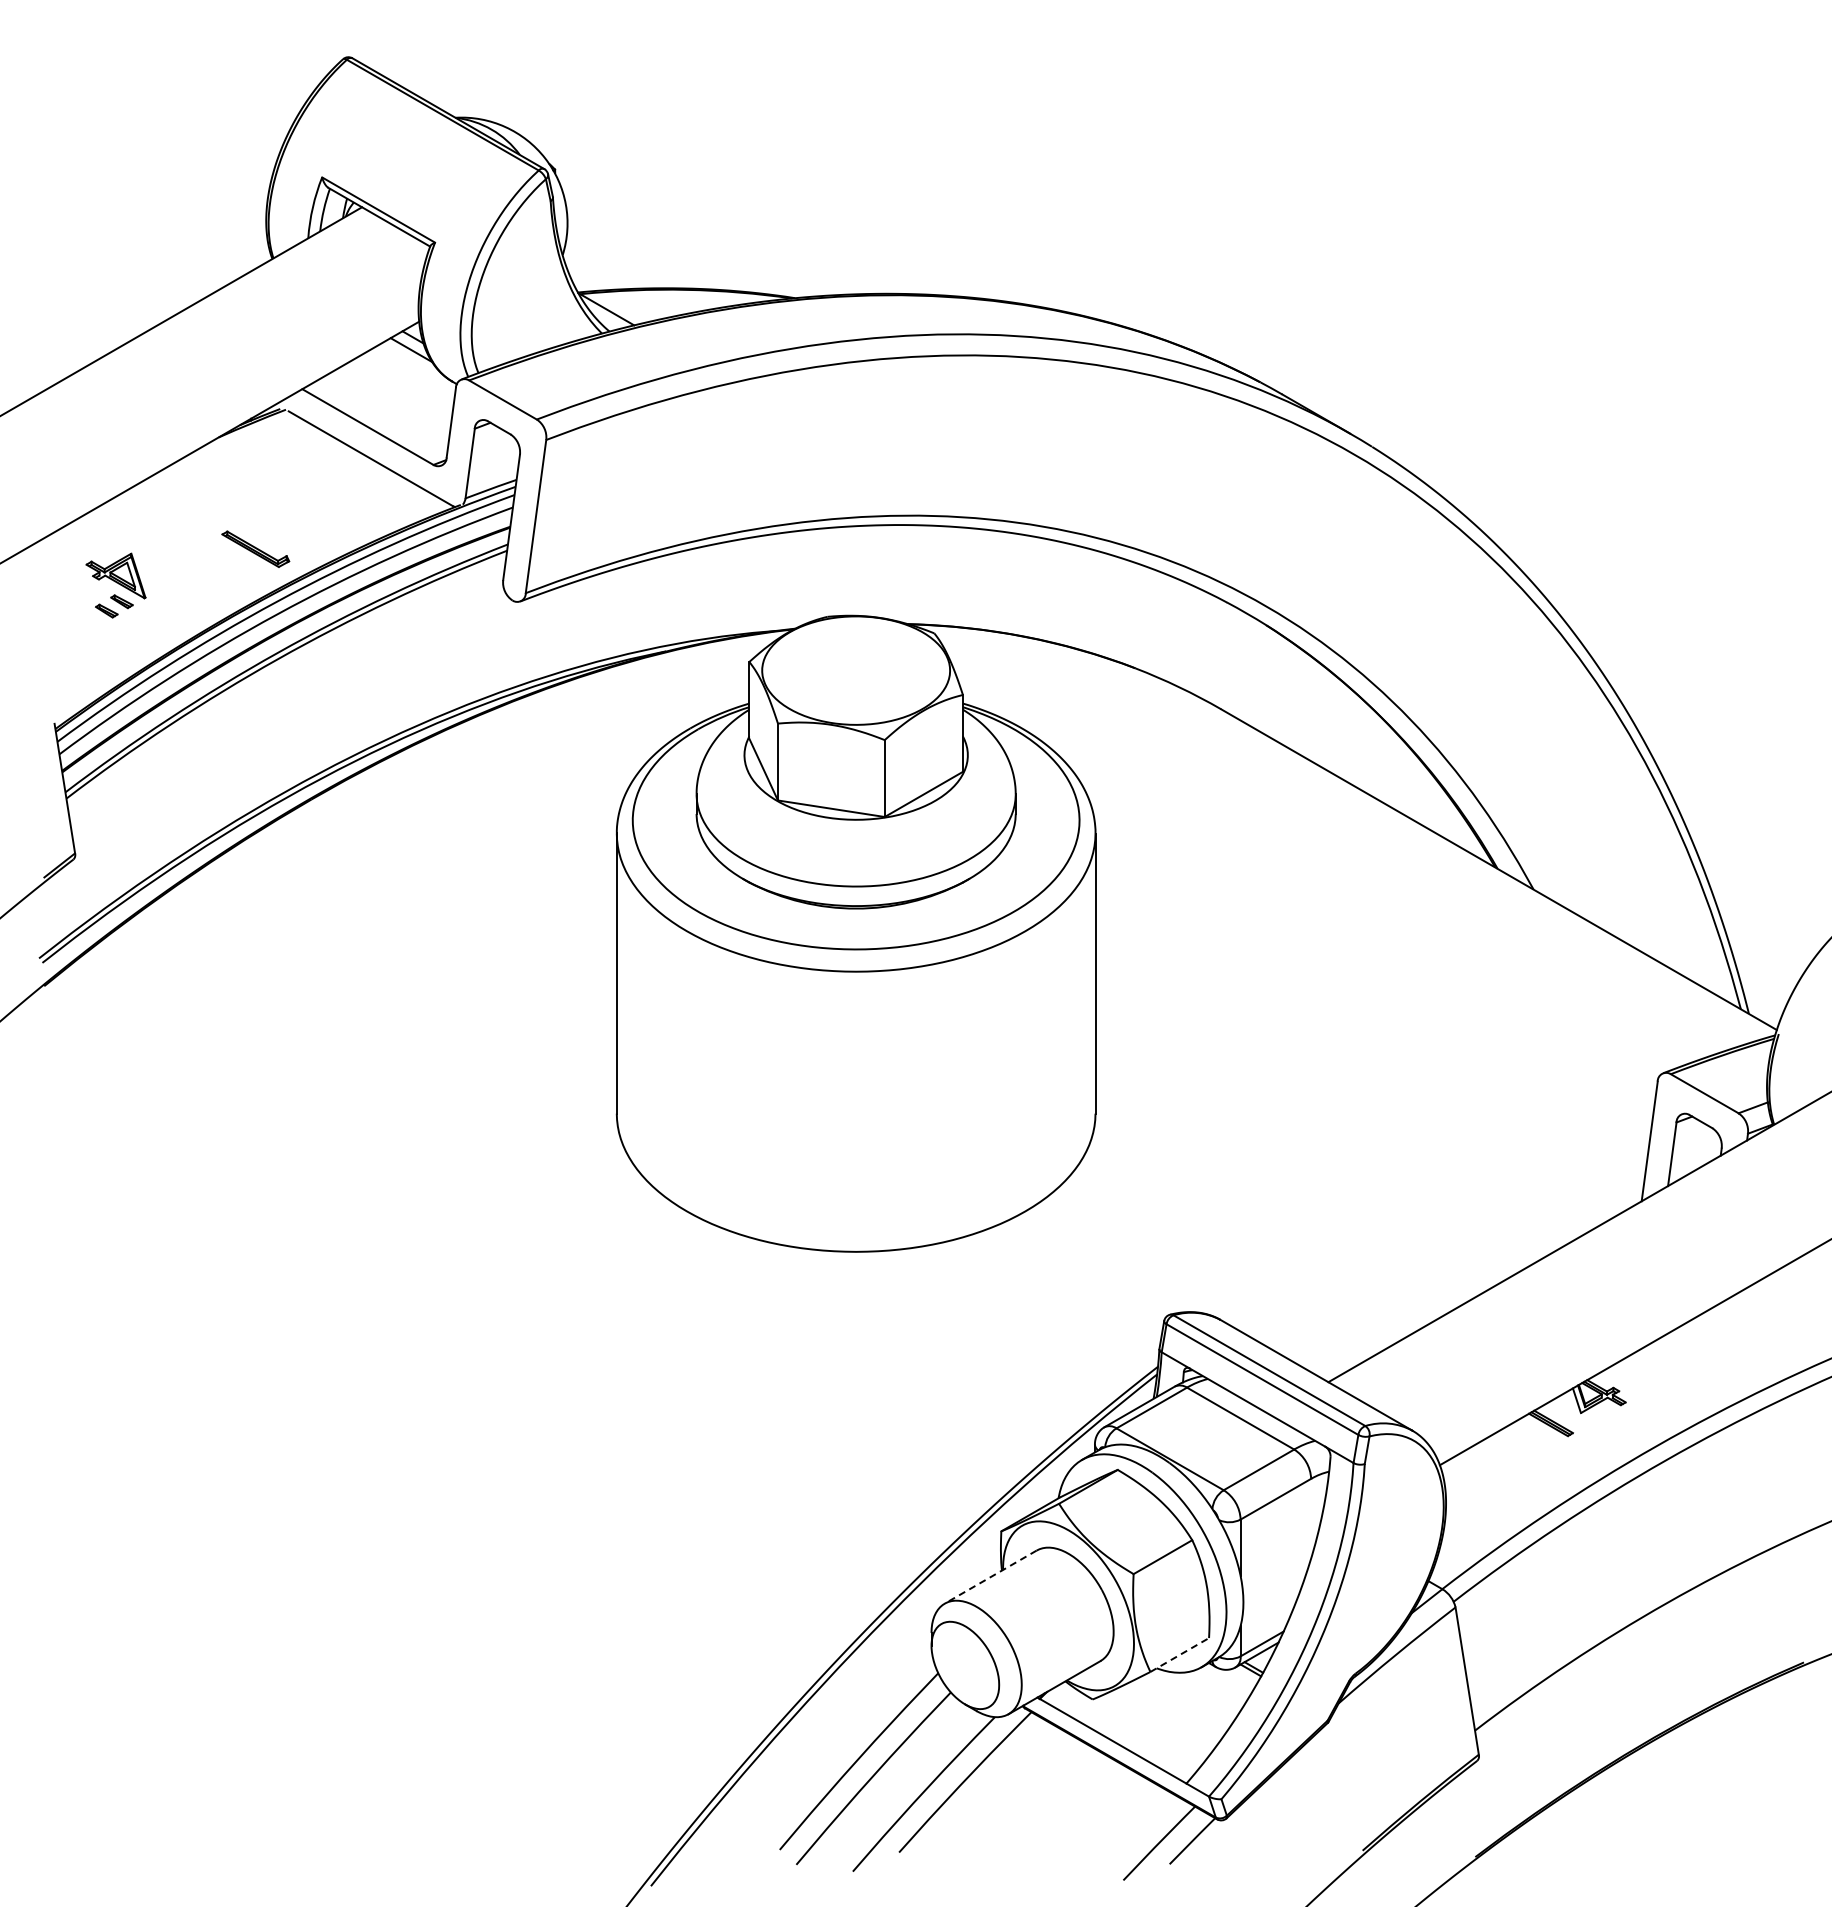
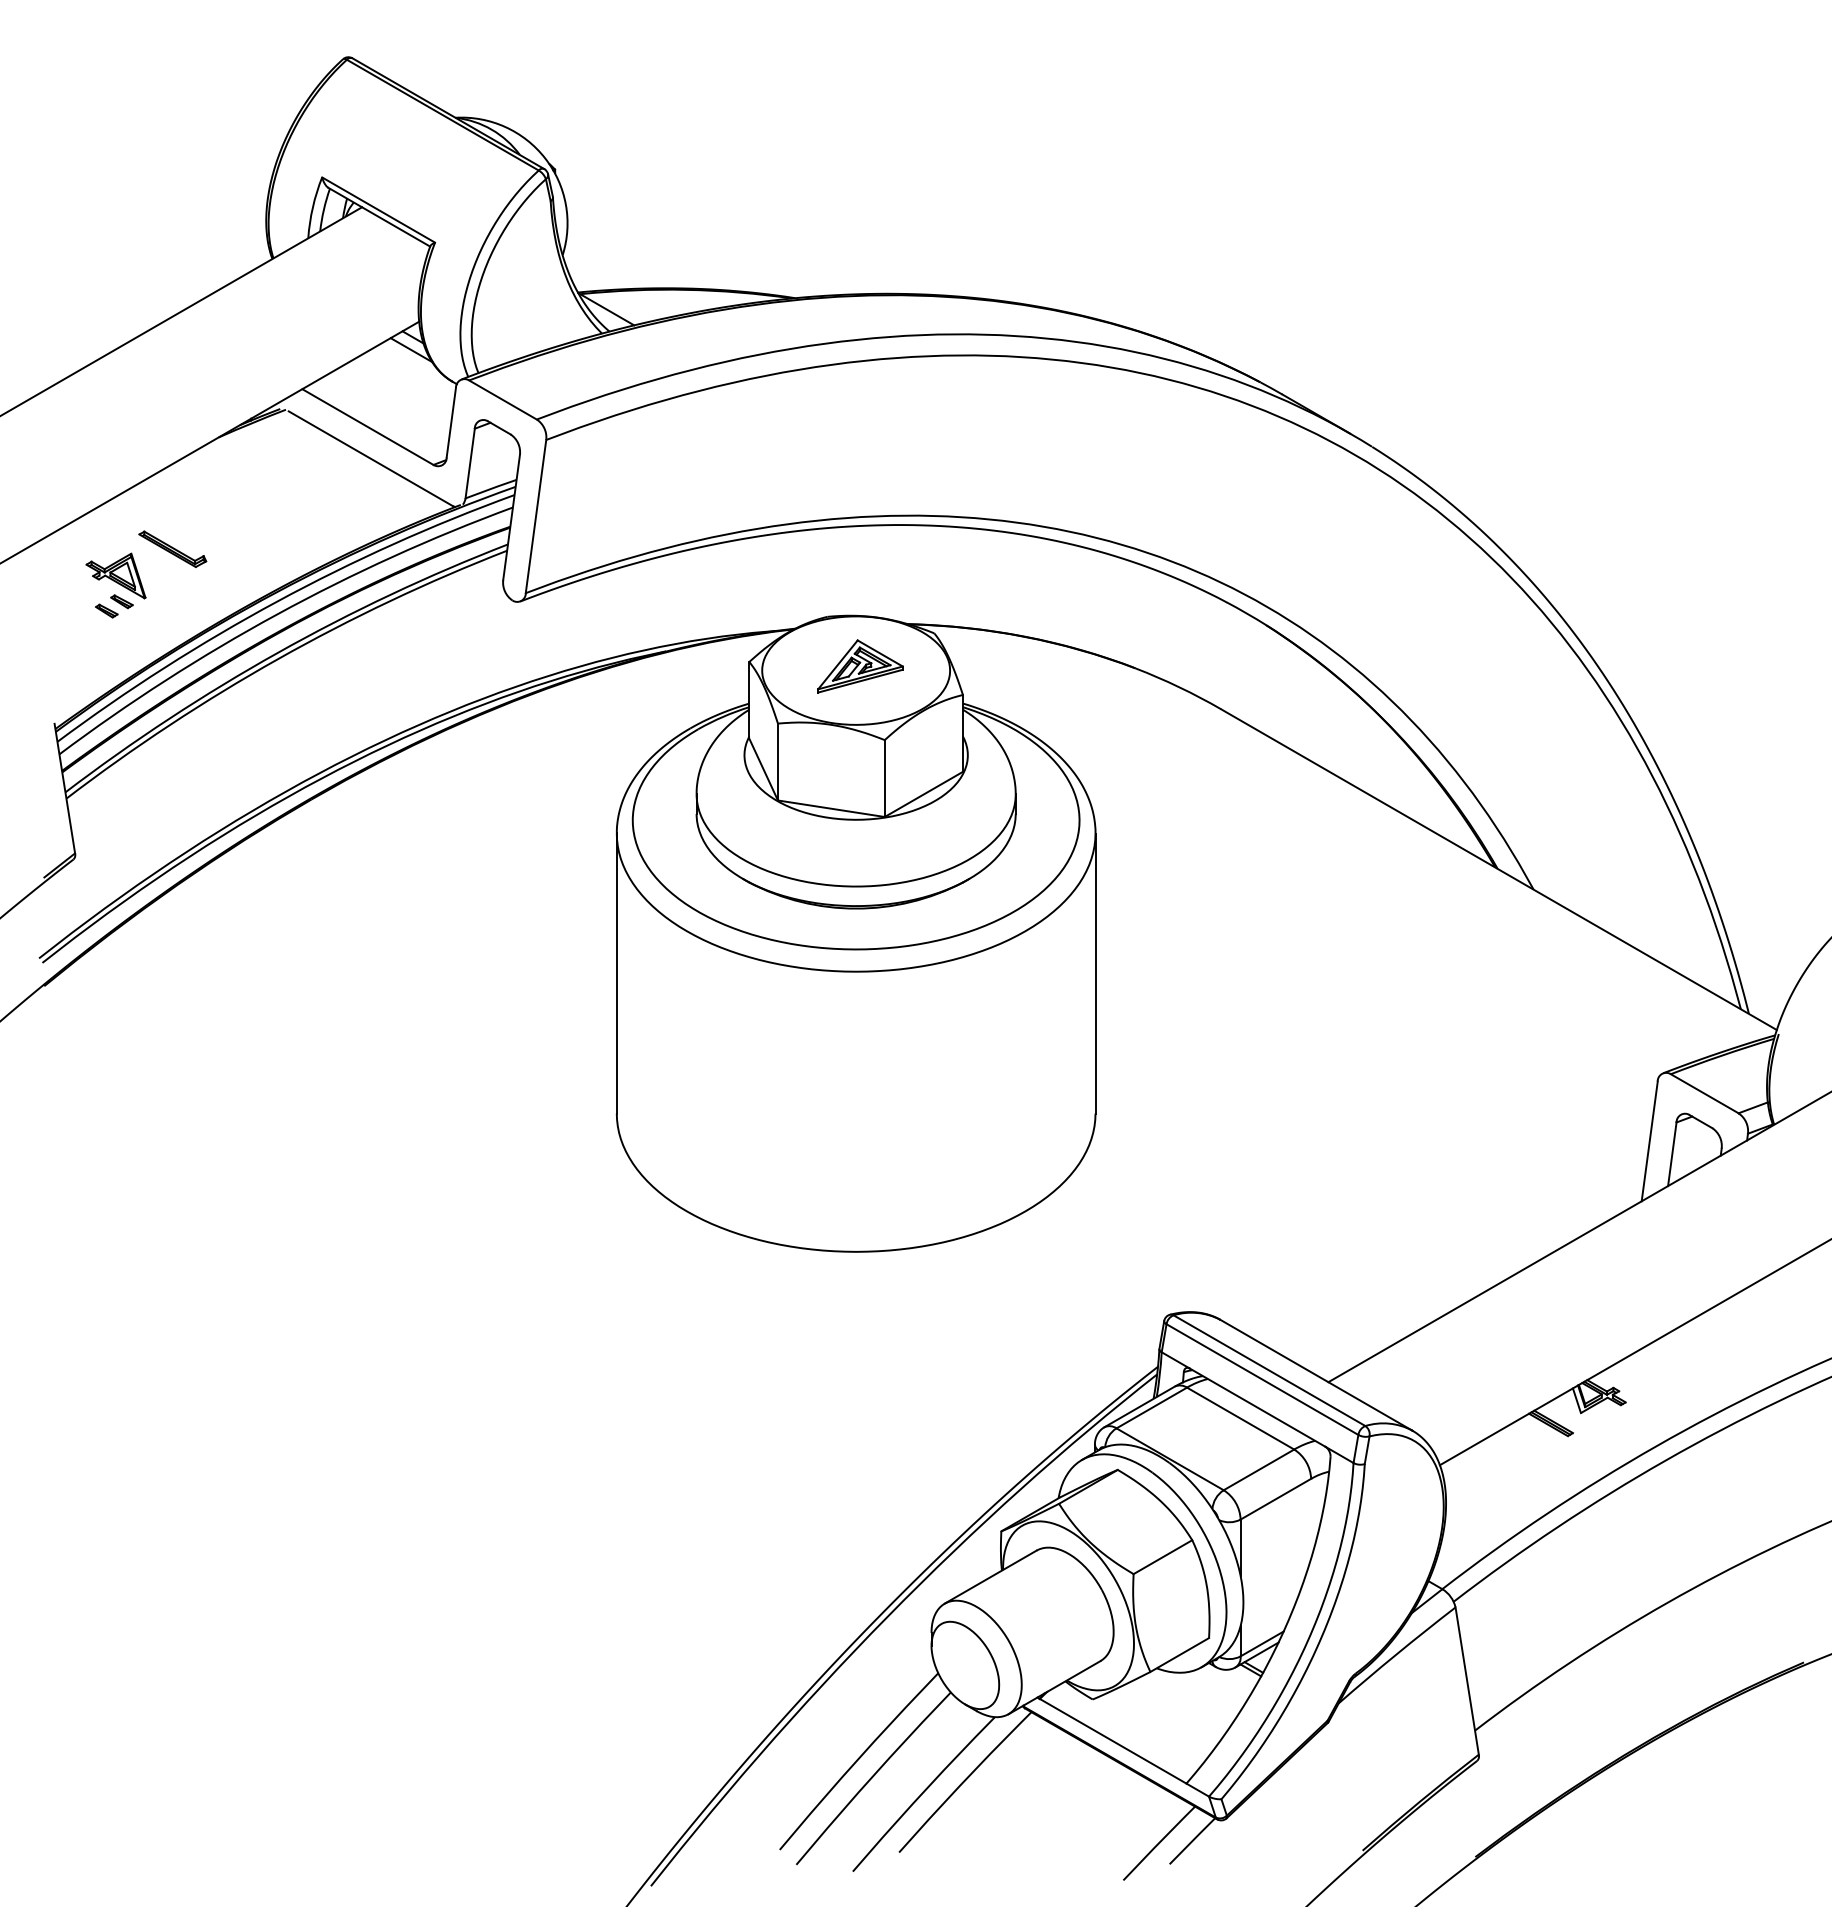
part position: (255, 548) -> (172, 548) (172, 548)
part: none -> present (860, 666)
line: dashed -> solid (990, 1577)
line: dashed -> solid (1179, 1655)
